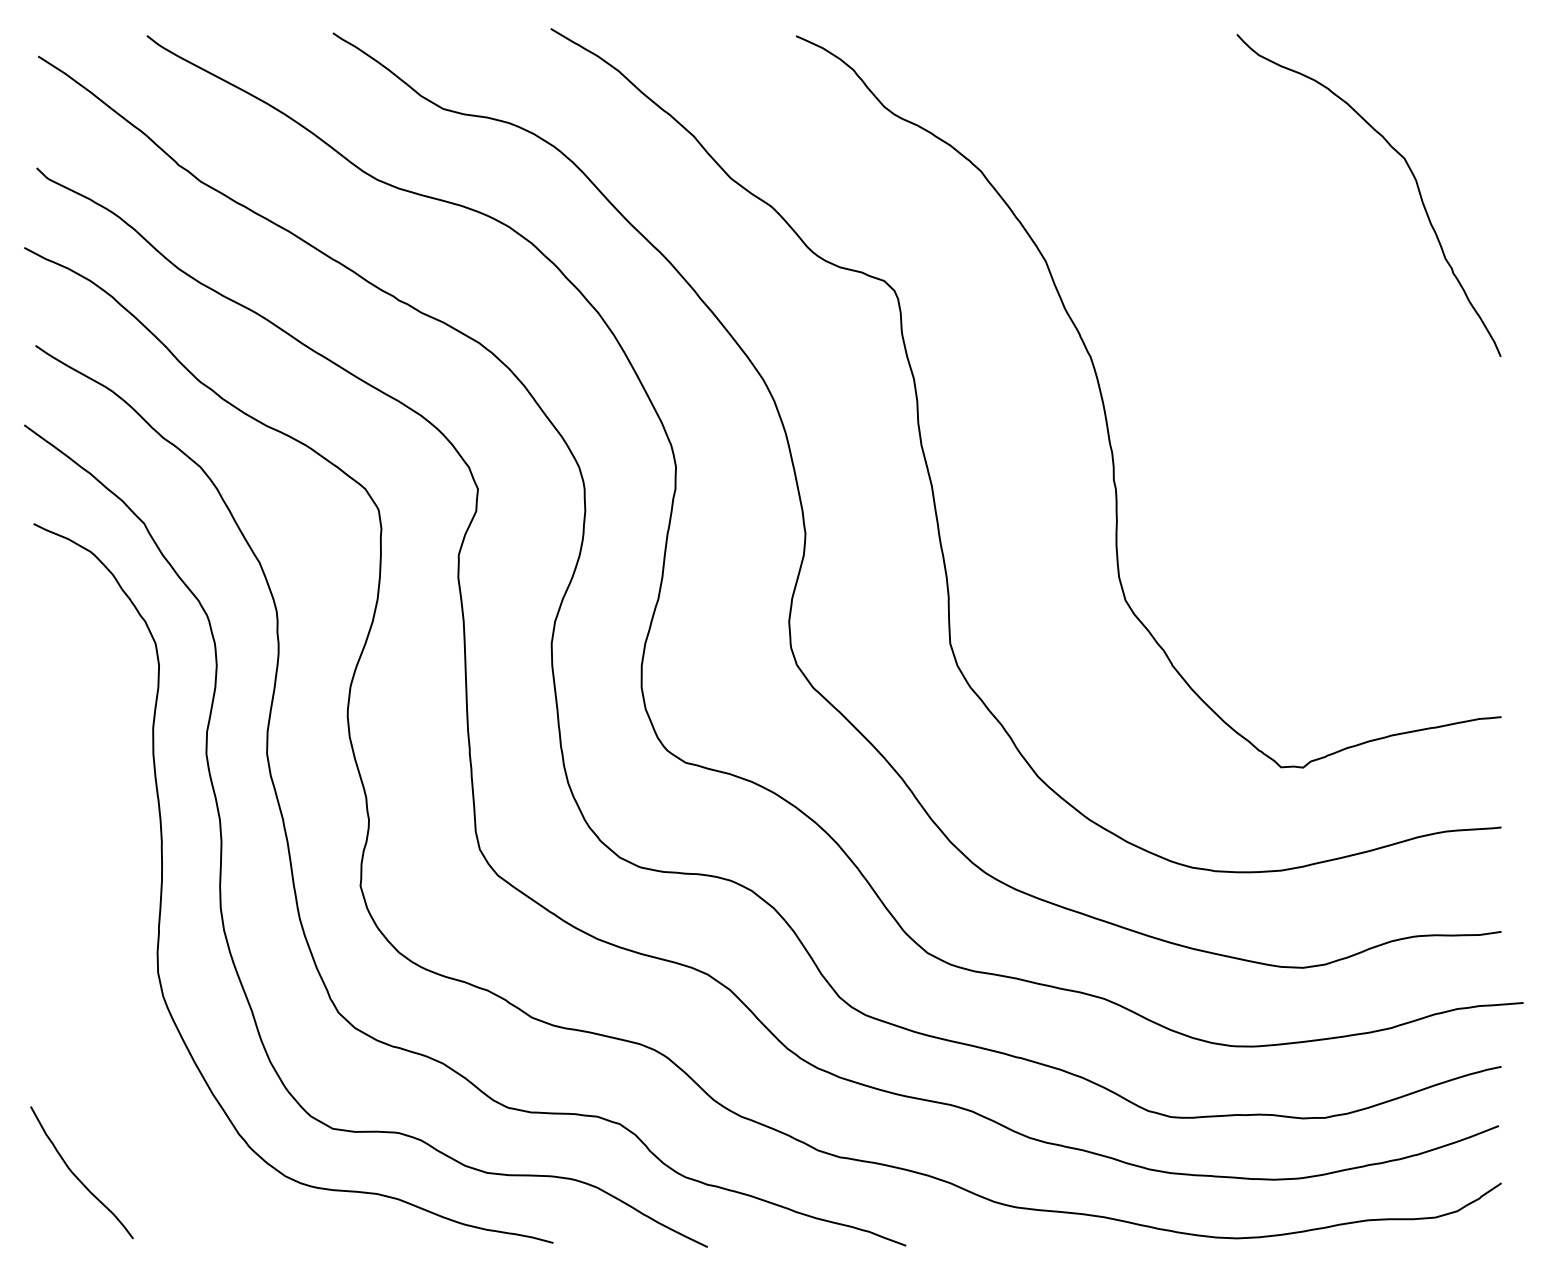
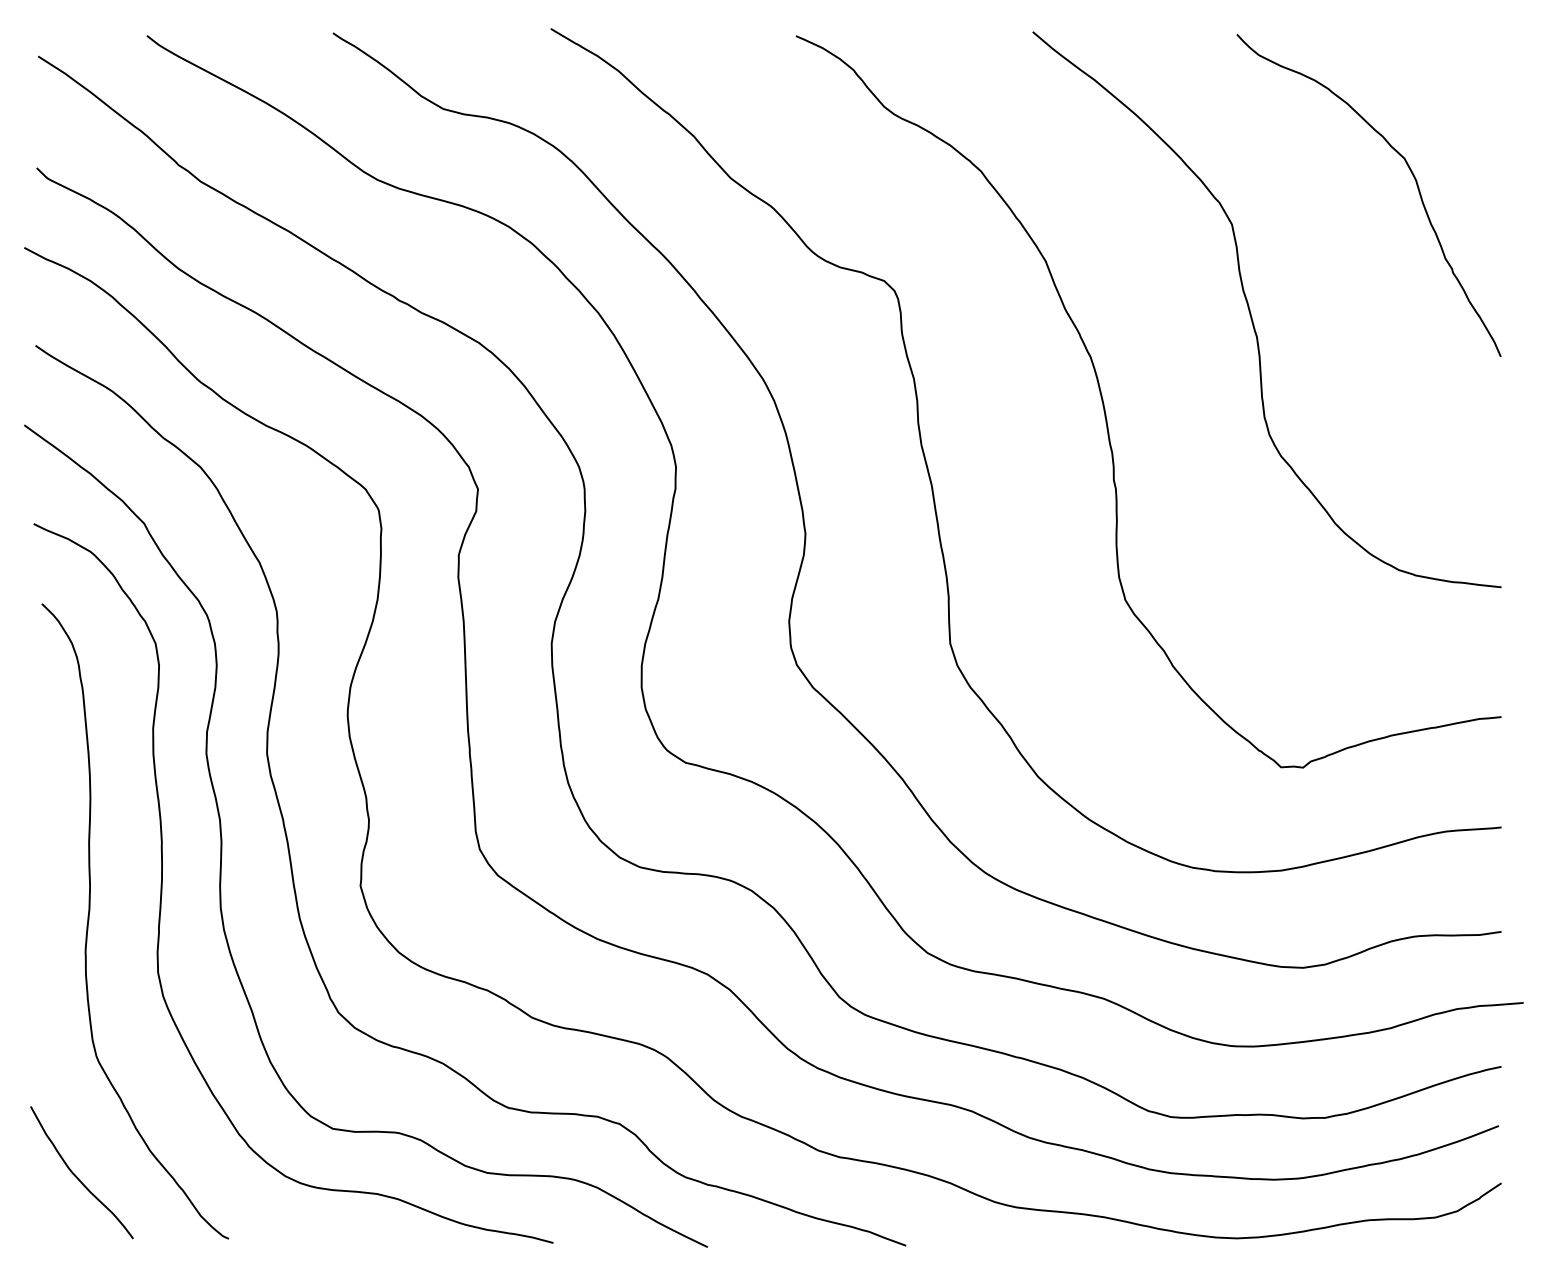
curve: none -> present (1251, 313)
curve: none -> present (89, 921)
